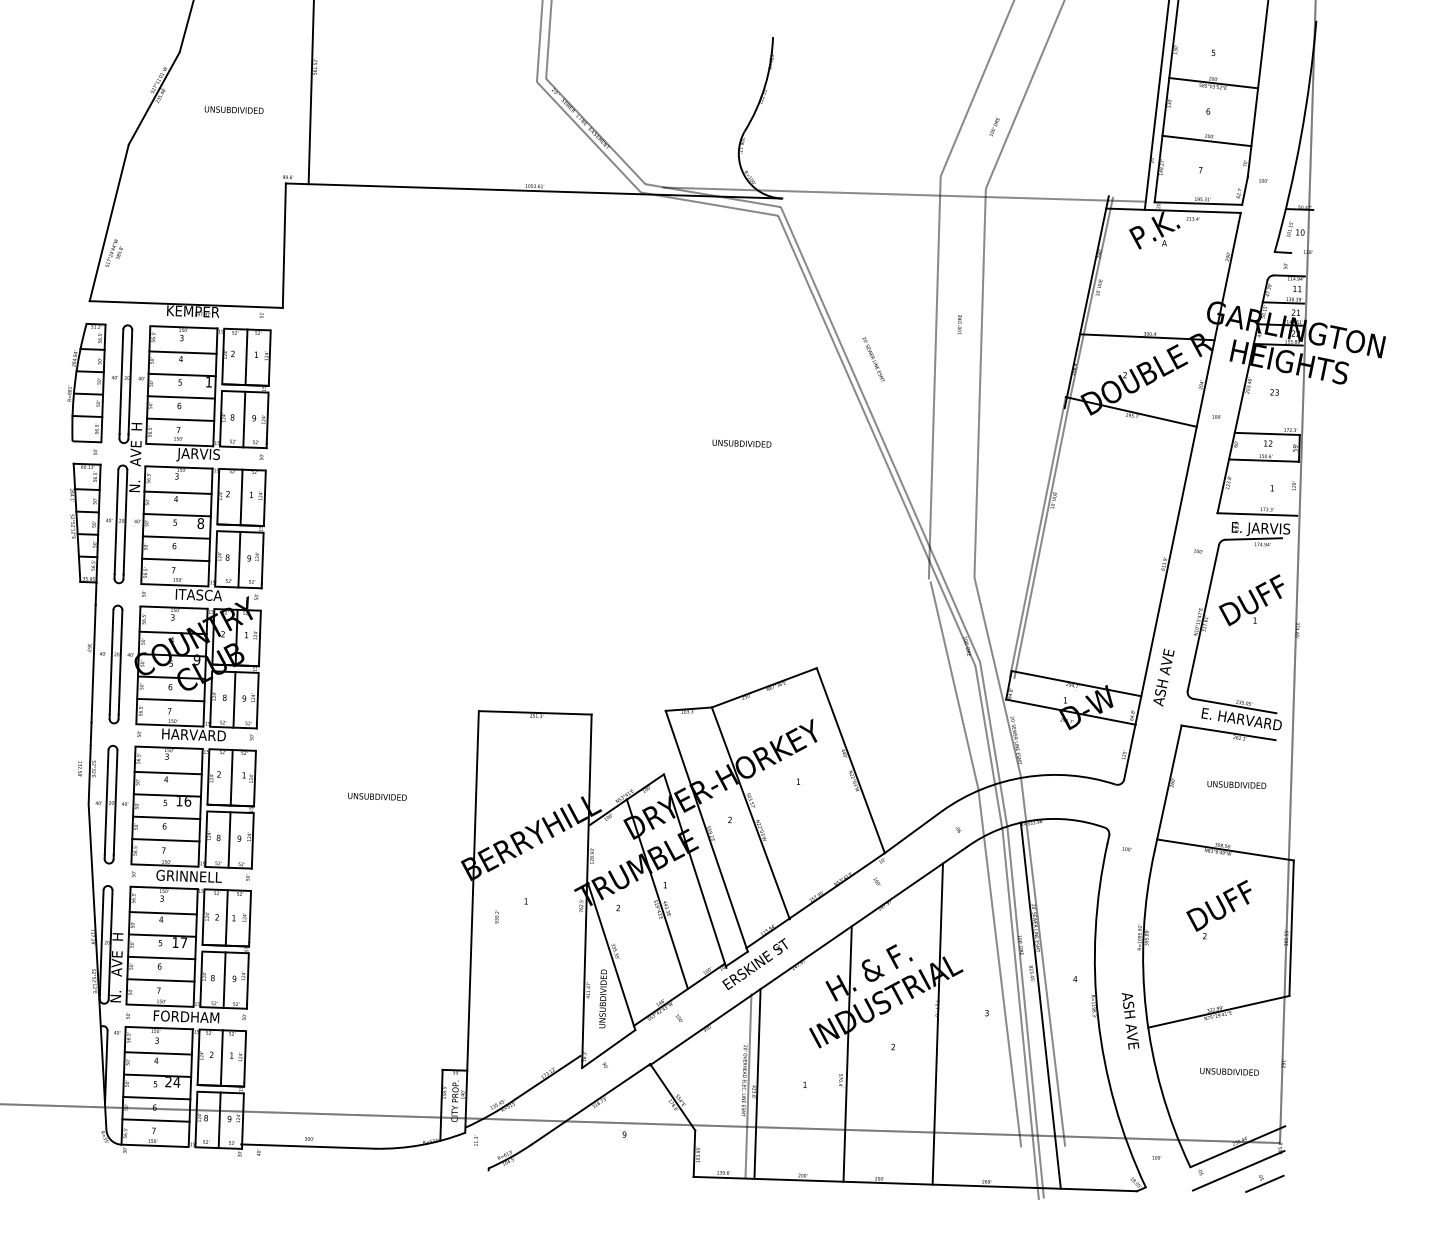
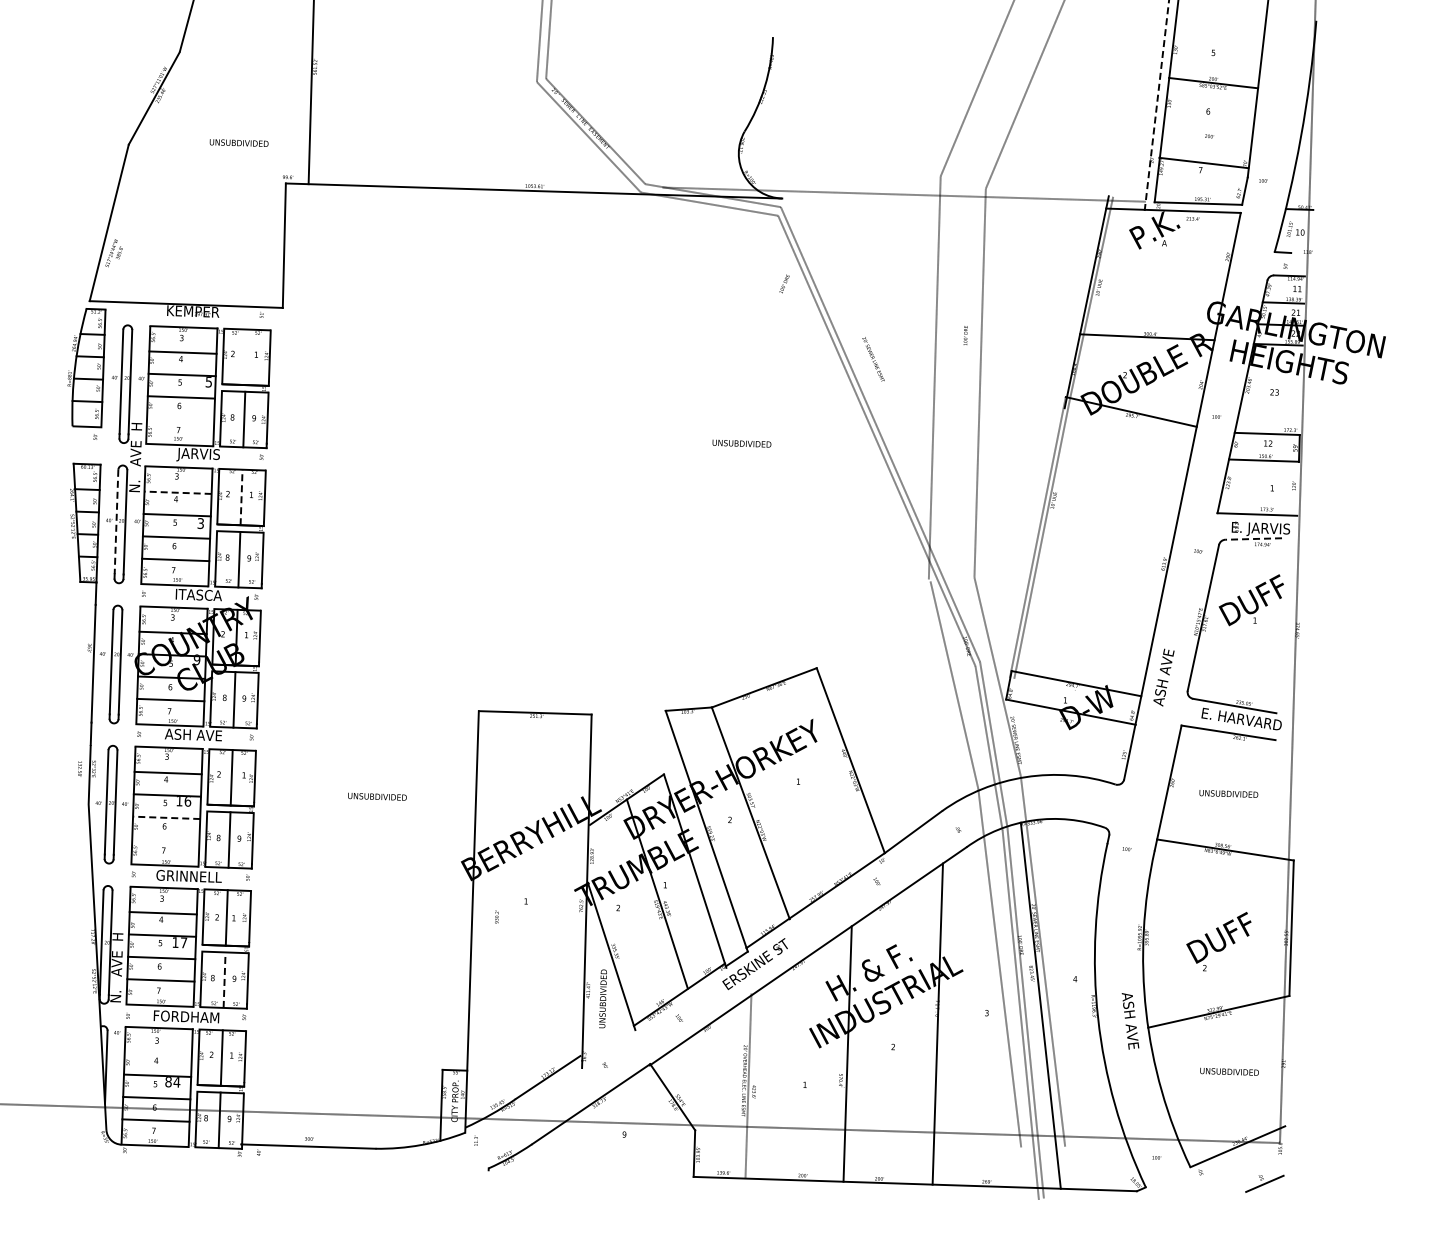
line: solid -> dashed (1156, 105)
text position: (233, 109) -> (238, 142) (238, 142)
text position: (994, 126) -> (784, 283) (784, 283)
line position: (1206, 140) -> (1203, 162) (1203, 162)
text position: (959, 324) -> (965, 335) (965, 335)
line: present -> none (246, 357)
text: 1 -> 5 (208, 382)
part position: (86, 388) -> (86, 373) (86, 373)
line: present -> none (180, 419)
line: solid -> dashed (178, 492)
line: solid -> dashed (241, 497)
line: solid -> dashed (116, 522)
text: 8 -> 3 (200, 523)
line: solid -> dashed (1253, 539)
text: HARVARD -> ASH AVE (193, 734)
text position: (1236, 784) -> (1228, 793) (1228, 793)
line: solid -> dashed (166, 817)
line: present -> none (165, 840)
text position: (1218, 909) -> (1218, 941) (1218, 941)
line: solid -> dashed (224, 980)
line: present -> none (608, 1049)
line: present -> none (157, 1053)
text: 24 -> 84 (168, 1082)
line: present -> none (757, 1083)
line: present -> none (1238, 1170)
